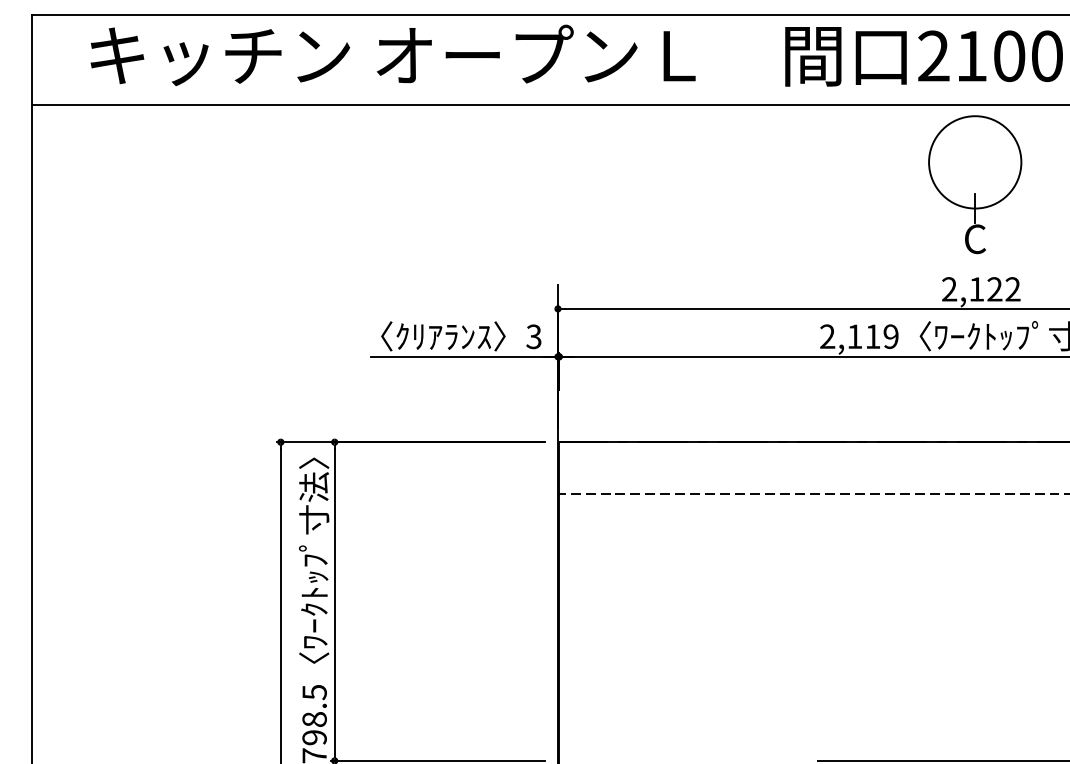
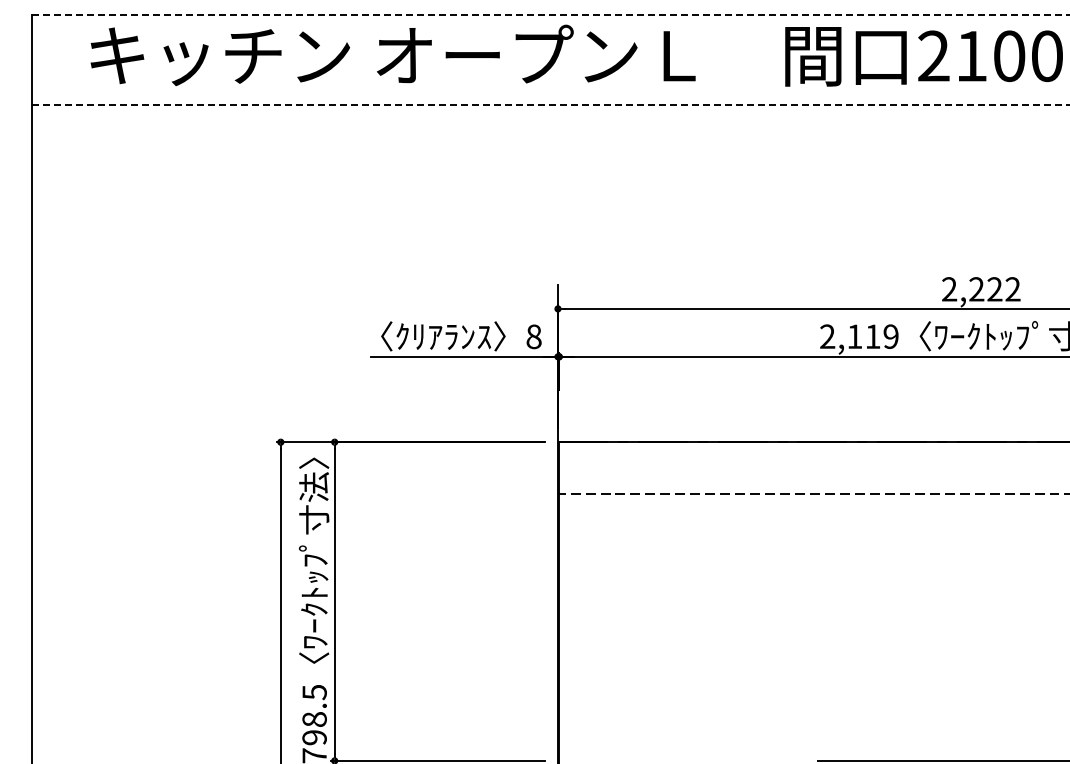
line: solid -> dashed (551, 14)
line: solid -> dashed (551, 104)
part: present -> none (975, 184)
text: 2,122 -> 2,222 (976, 289)
text: 3 -> 8 (533, 336)
